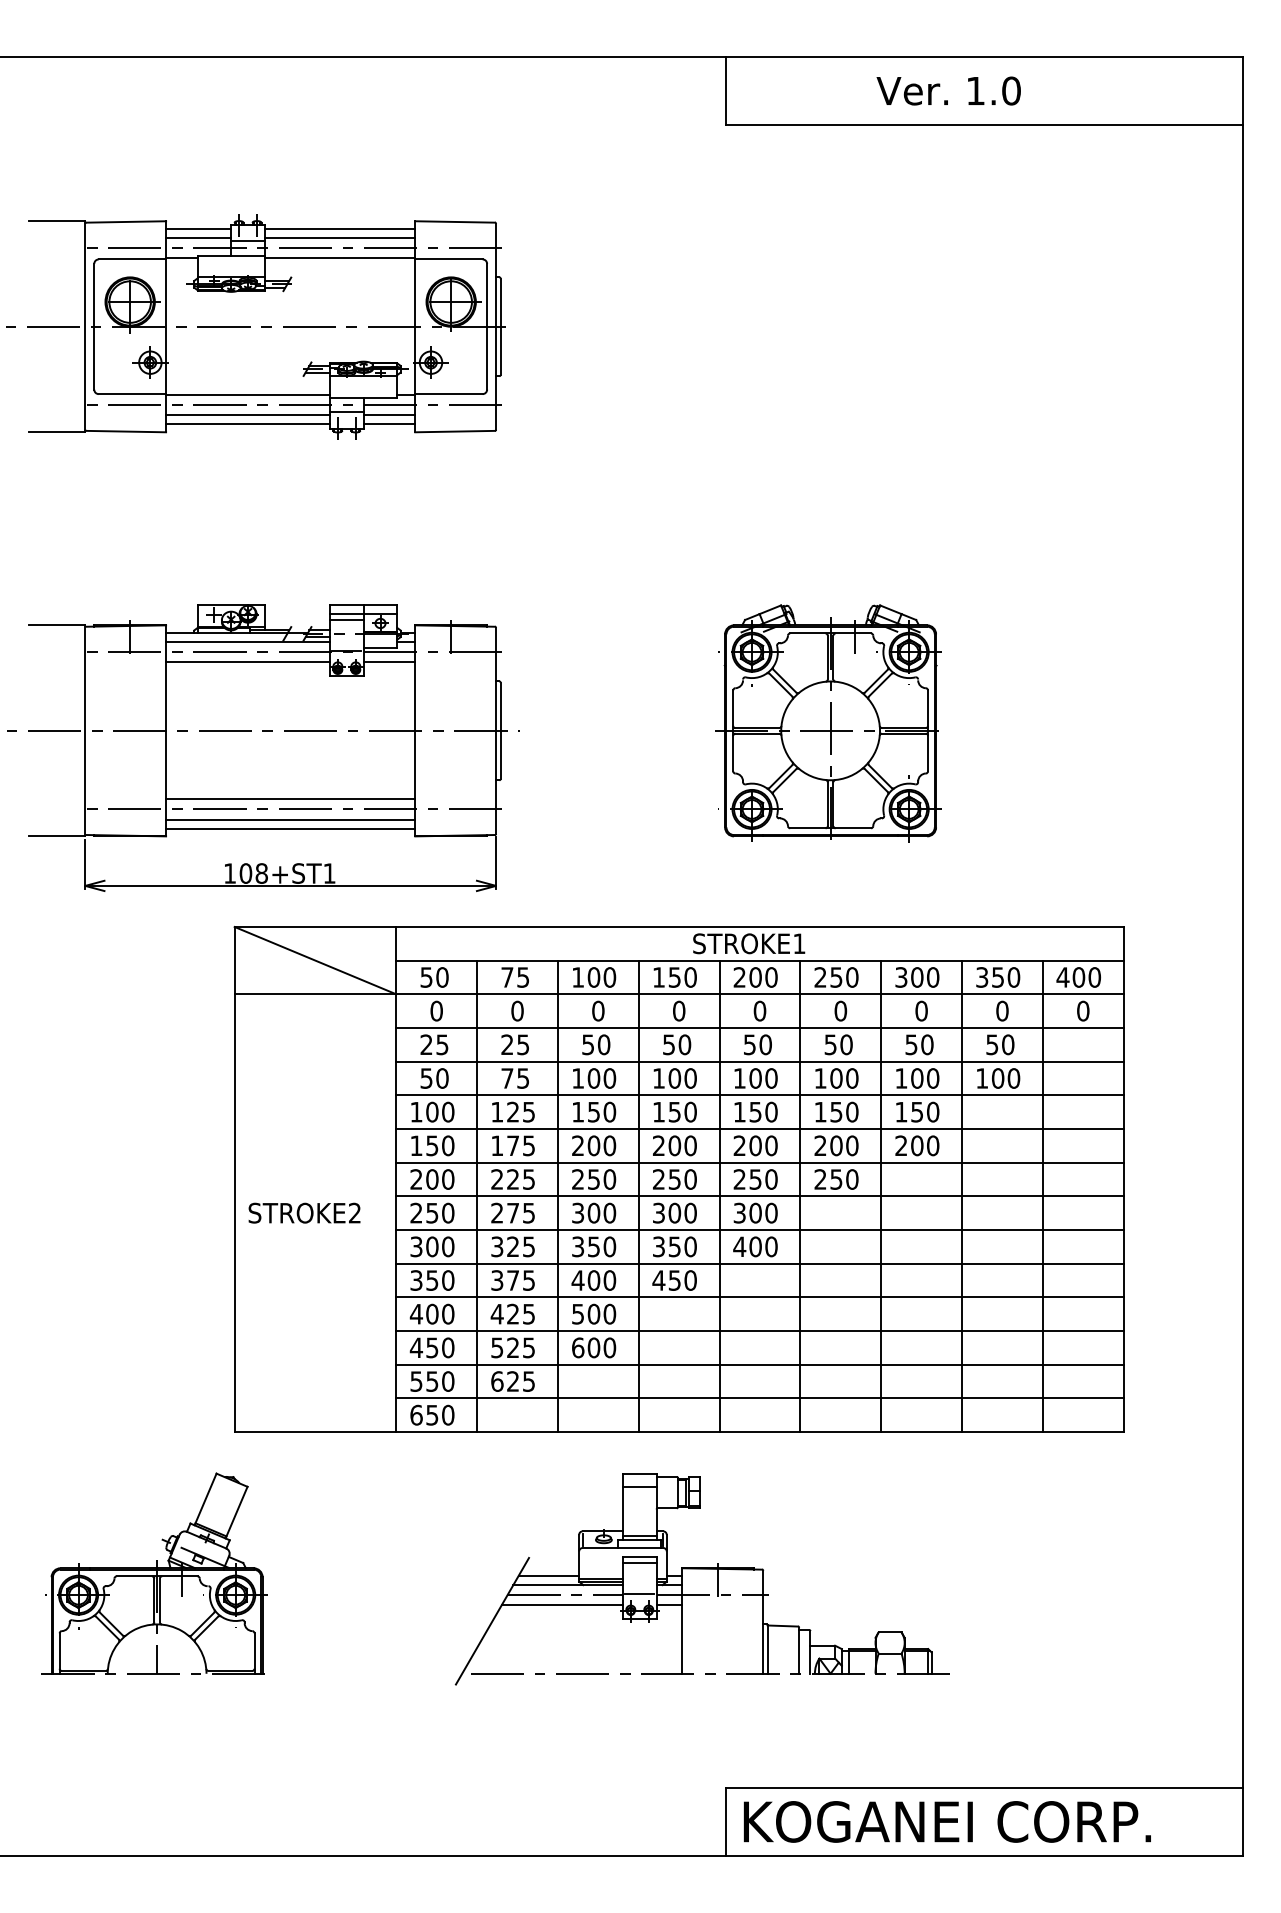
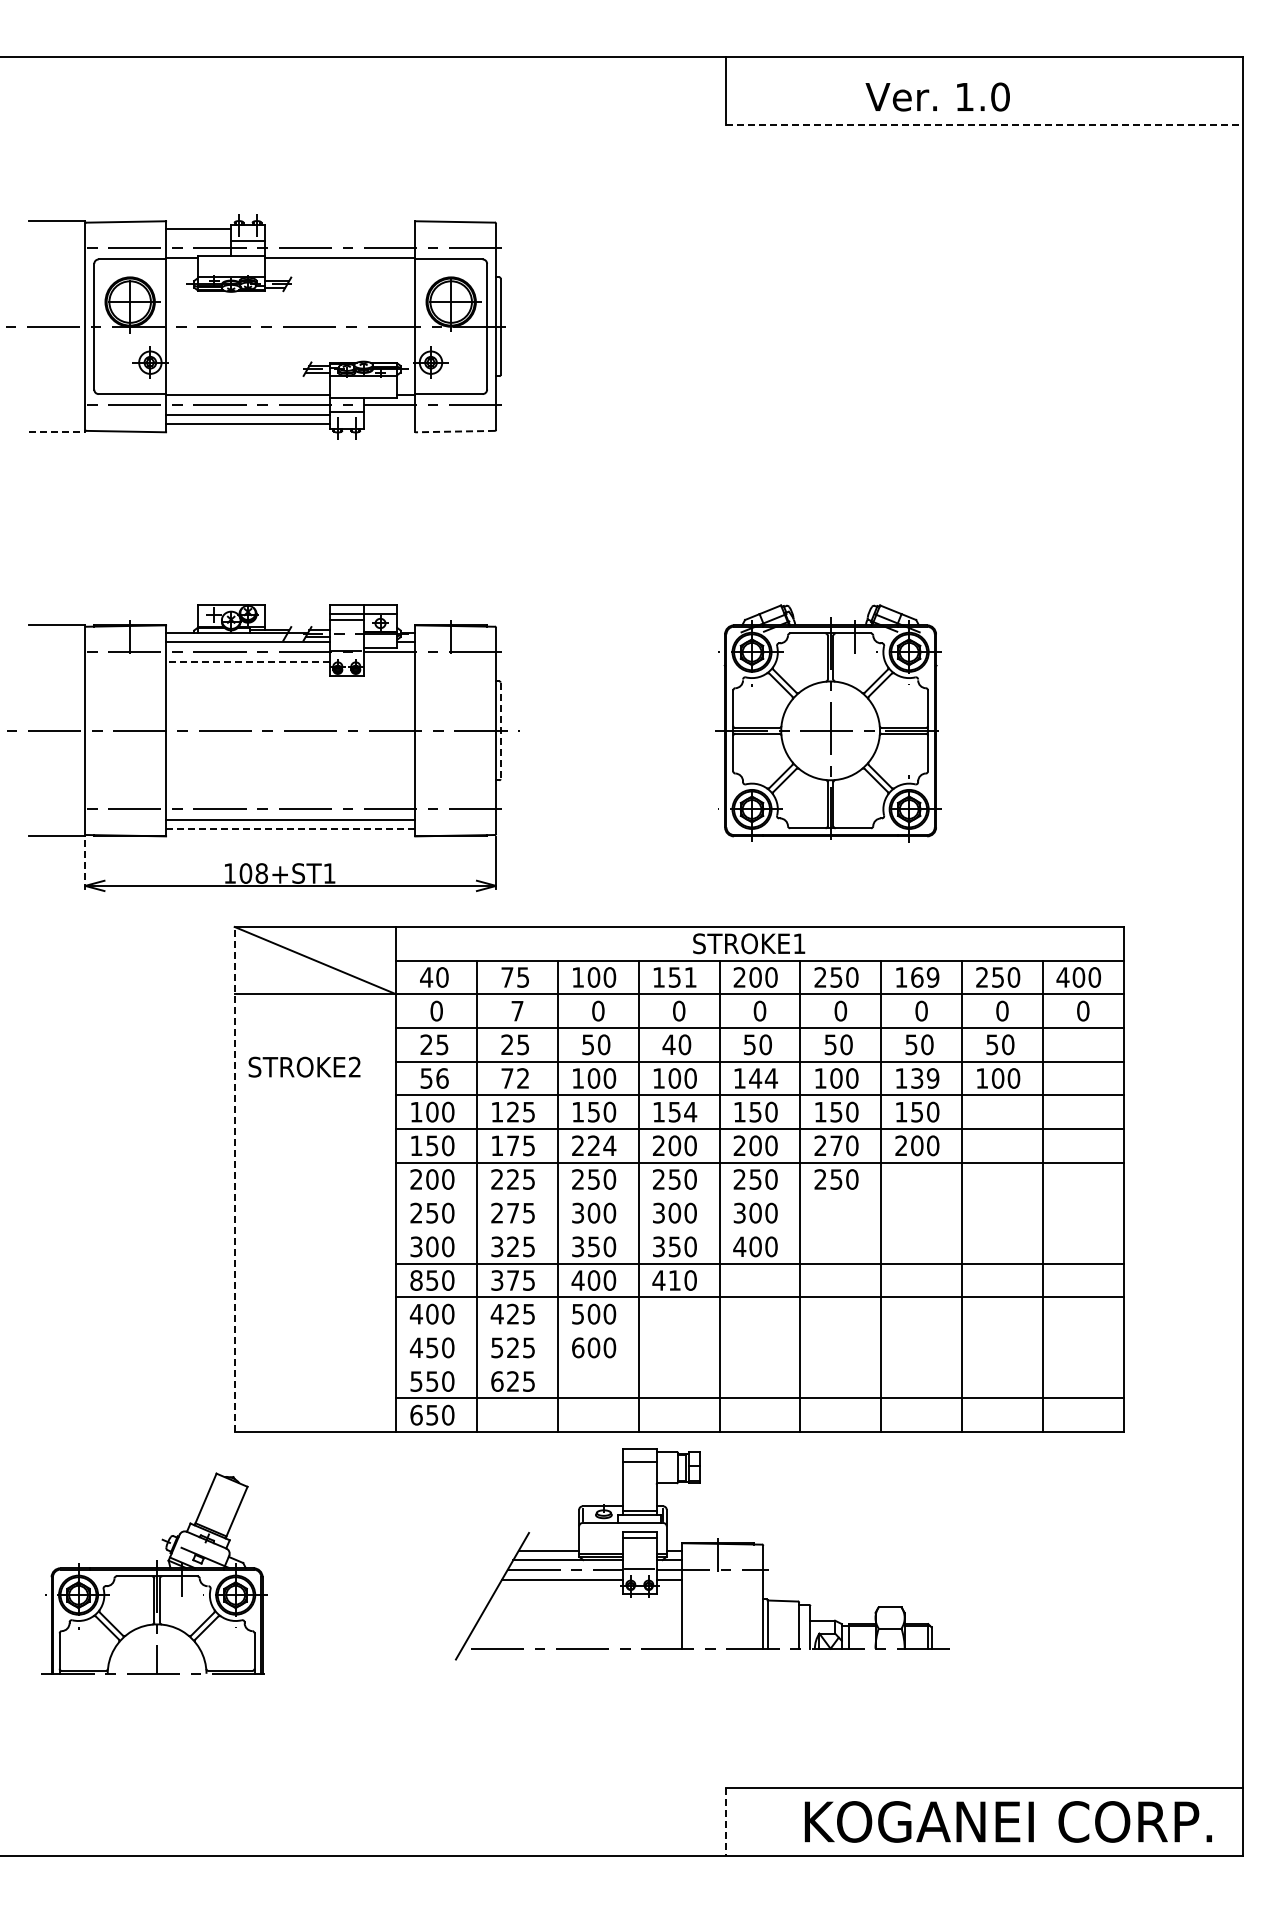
text position: (948, 90) -> (937, 96) (937, 96)
line: solid -> dashed (984, 124)
line: present -> none (339, 229)
line: present -> none (198, 238)
line: present -> none (339, 238)
line: present -> none (389, 415)
line: present -> none (389, 424)
line: solid -> dashed (455, 431)
line: solid -> dashed (57, 432)
line: solid -> dashed (248, 662)
line: present -> none (389, 662)
line: solid -> dashed (500, 731)
line: present -> none (290, 799)
line: solid -> dashed (290, 828)
line: solid -> dashed (85, 863)
text: 50 -> 40 (426, 977)
text: 150 -> 151 (690, 977)
text: 300 -> 169 (917, 977)
text: 350 -> 250 (982, 977)
text: 0 -> 7 (517, 1010)
text: 50 -> 40 (668, 1044)
text: 50 -> 56 (442, 1078)
text: 75 -> 72 (522, 1078)
text: 100 -> 144 (763, 1078)
text: 100 -> 139 (925, 1078)
text: 150 -> 154 (690, 1111)
text: 200 -> 224 (601, 1145)
text: 200 -> 270 (836, 1145)
line: solid -> dashed (234, 1179)
line: present -> none (759, 1196)
text position: (304, 1212) -> (304, 1066) (304, 1066)
line: present -> none (759, 1230)
text: 350 -> 850 (416, 1280)
text: 450 -> 410 (674, 1280)
line: present -> none (759, 1331)
line: present -> none (759, 1364)
part position: (701, 1569) -> (701, 1544) (701, 1544)
line: solid -> dashed (726, 1821)
text position: (947, 1821) -> (1008, 1821) (1008, 1821)
